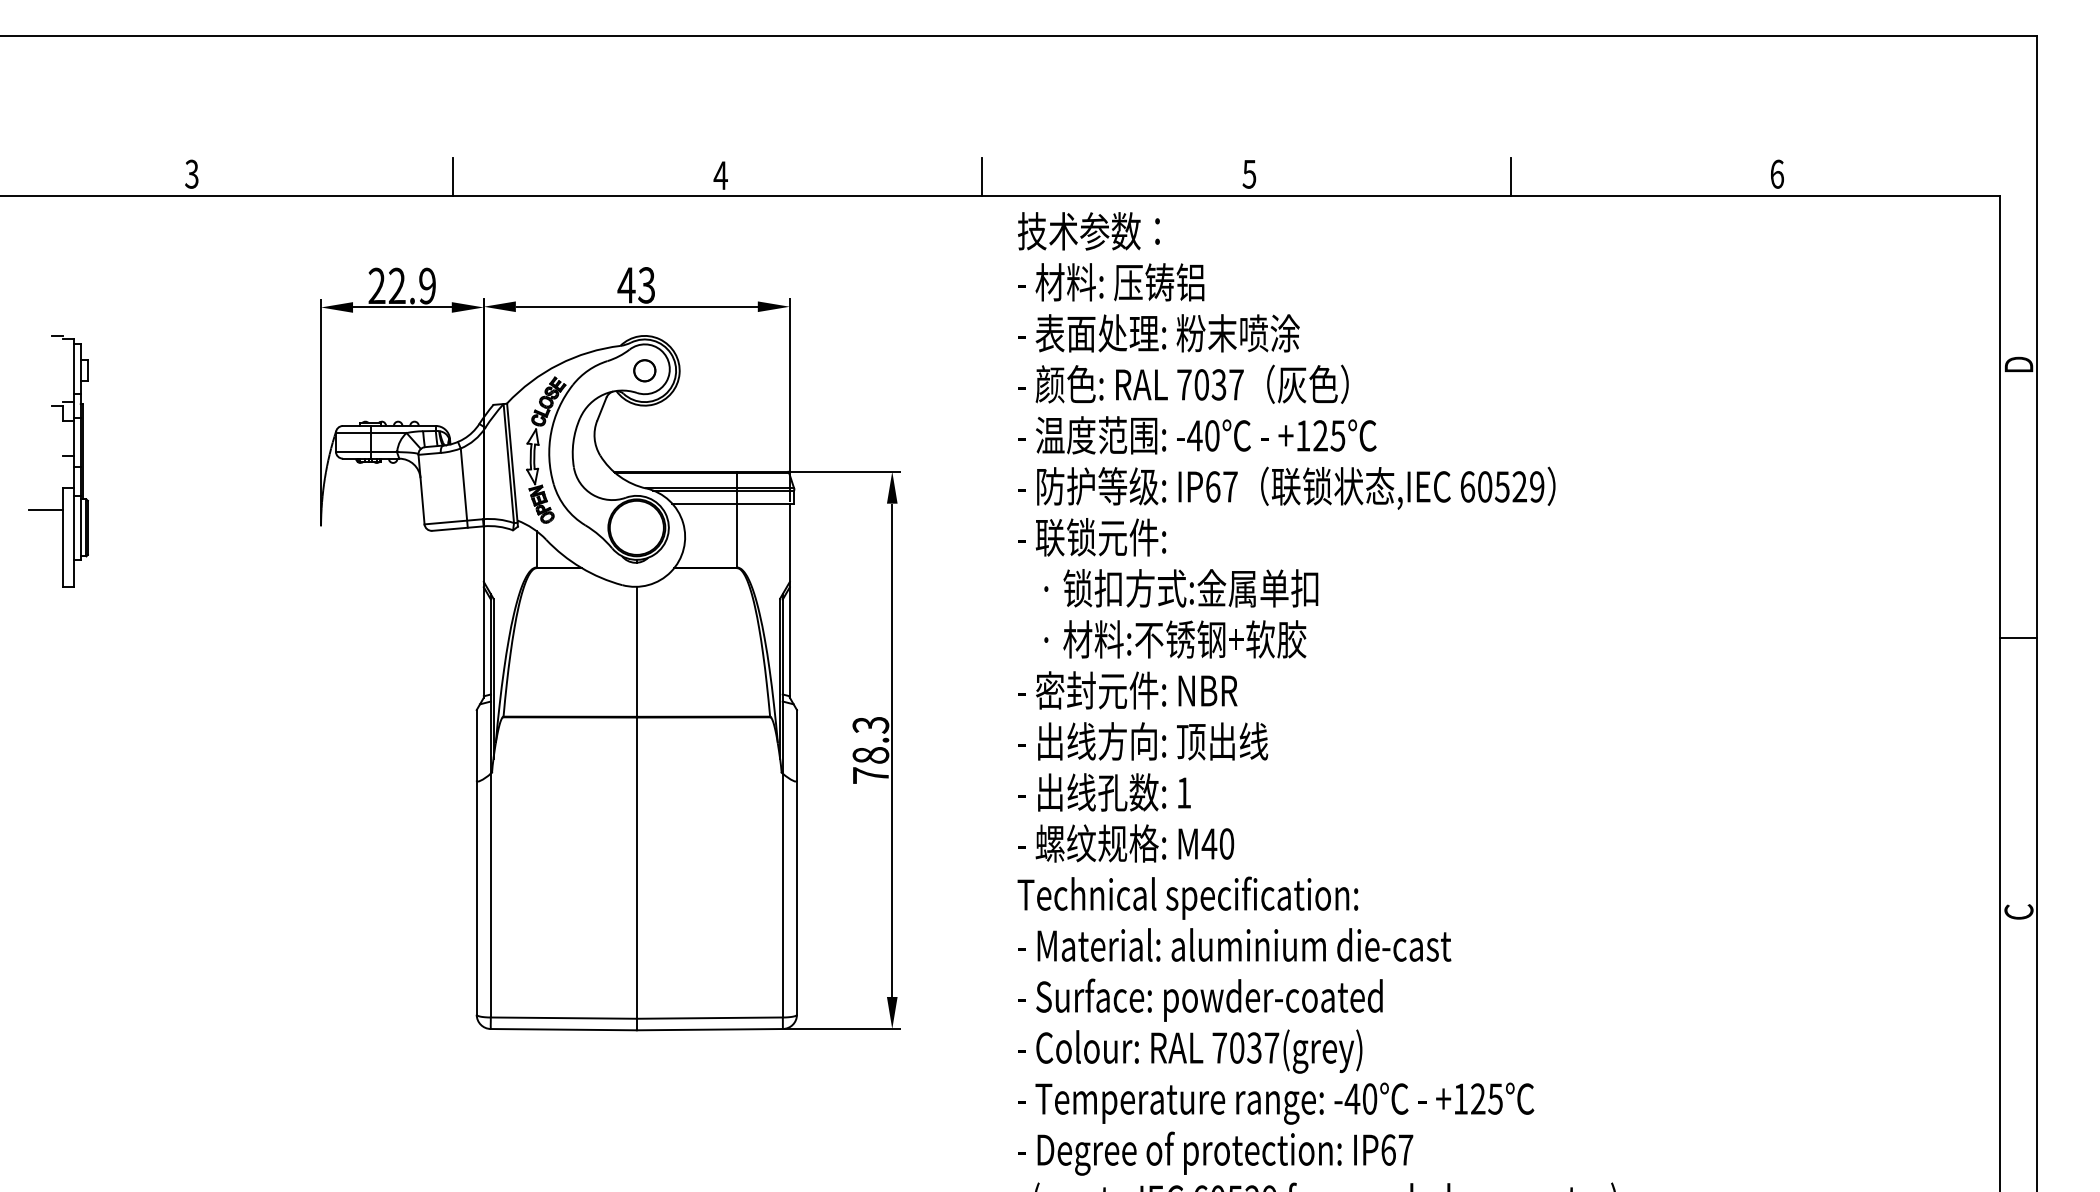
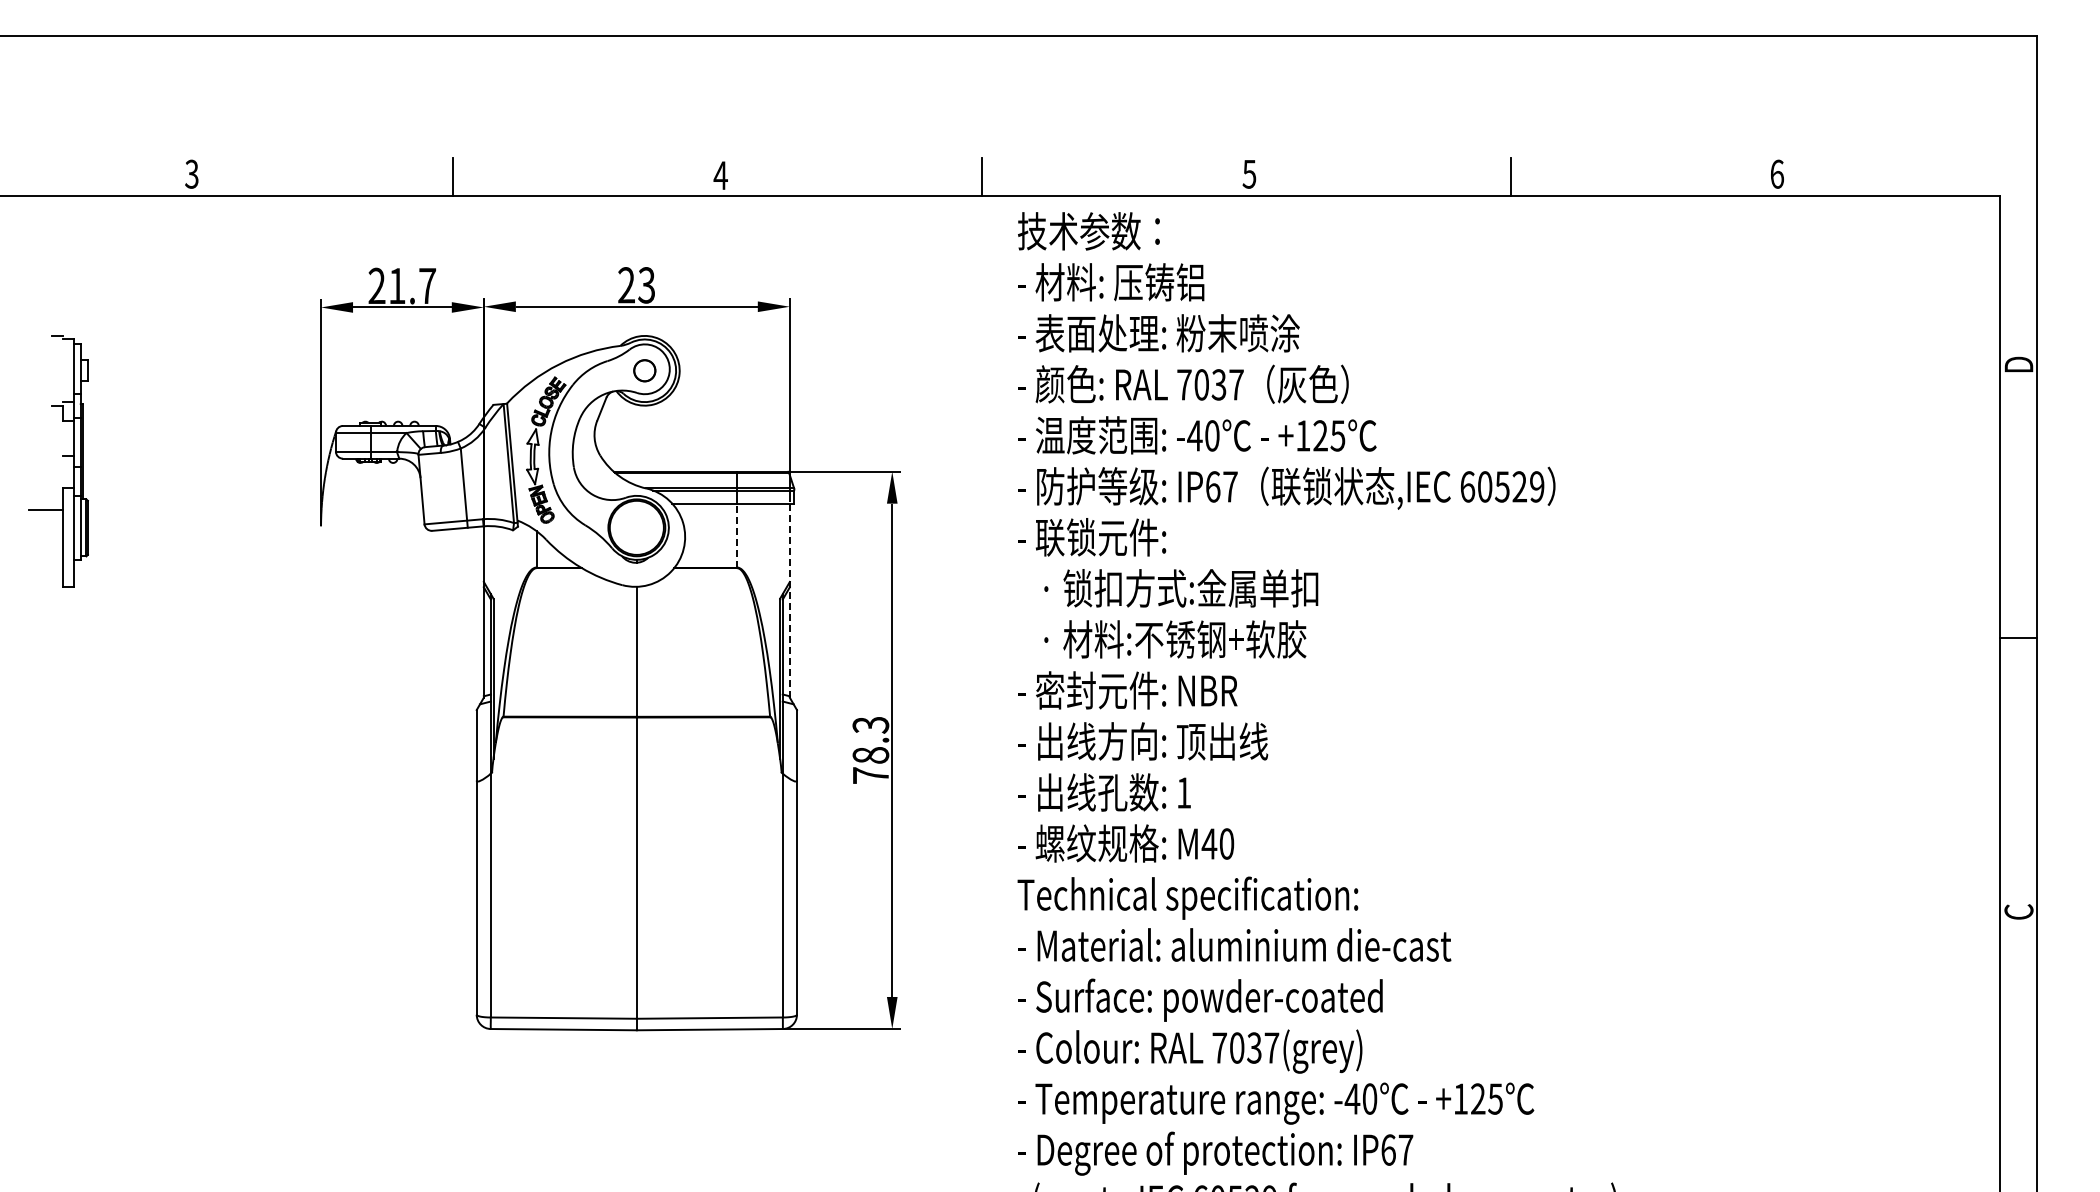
text: 22.9 -> 21.7 (412, 285)
text: 43 -> 23 (626, 285)
line: solid -> dashed (736, 535)
line: solid -> dashed (789, 601)
